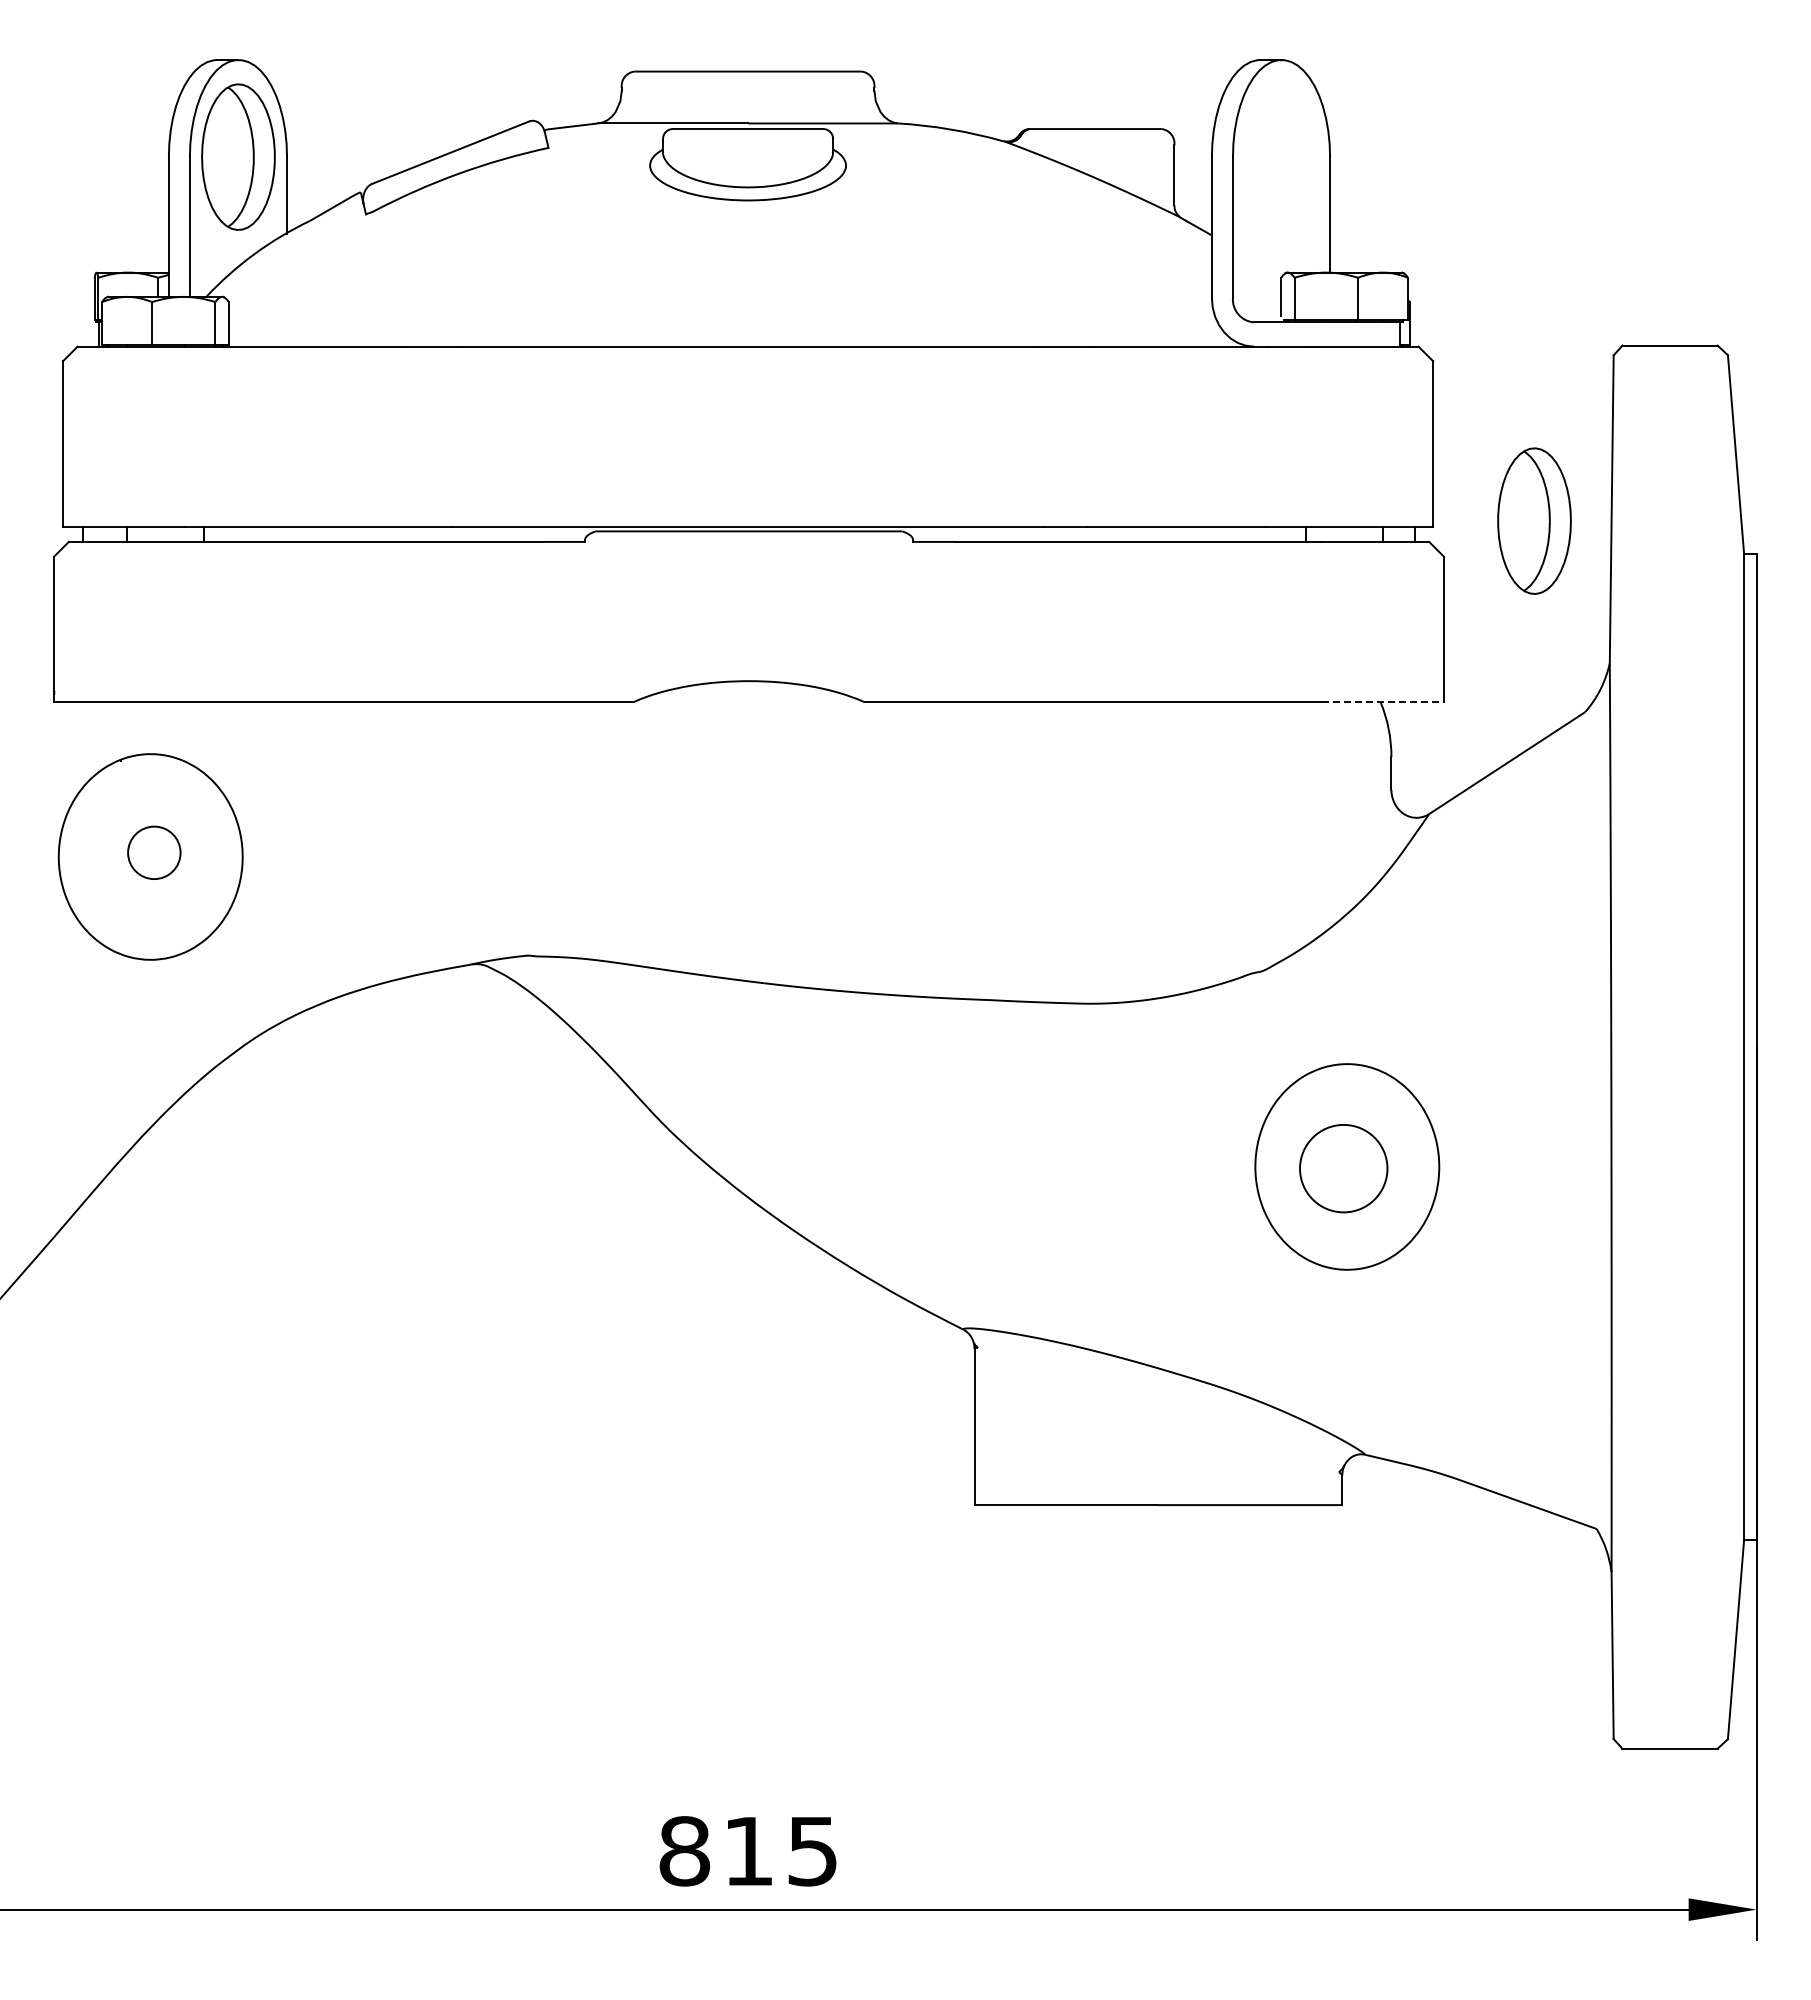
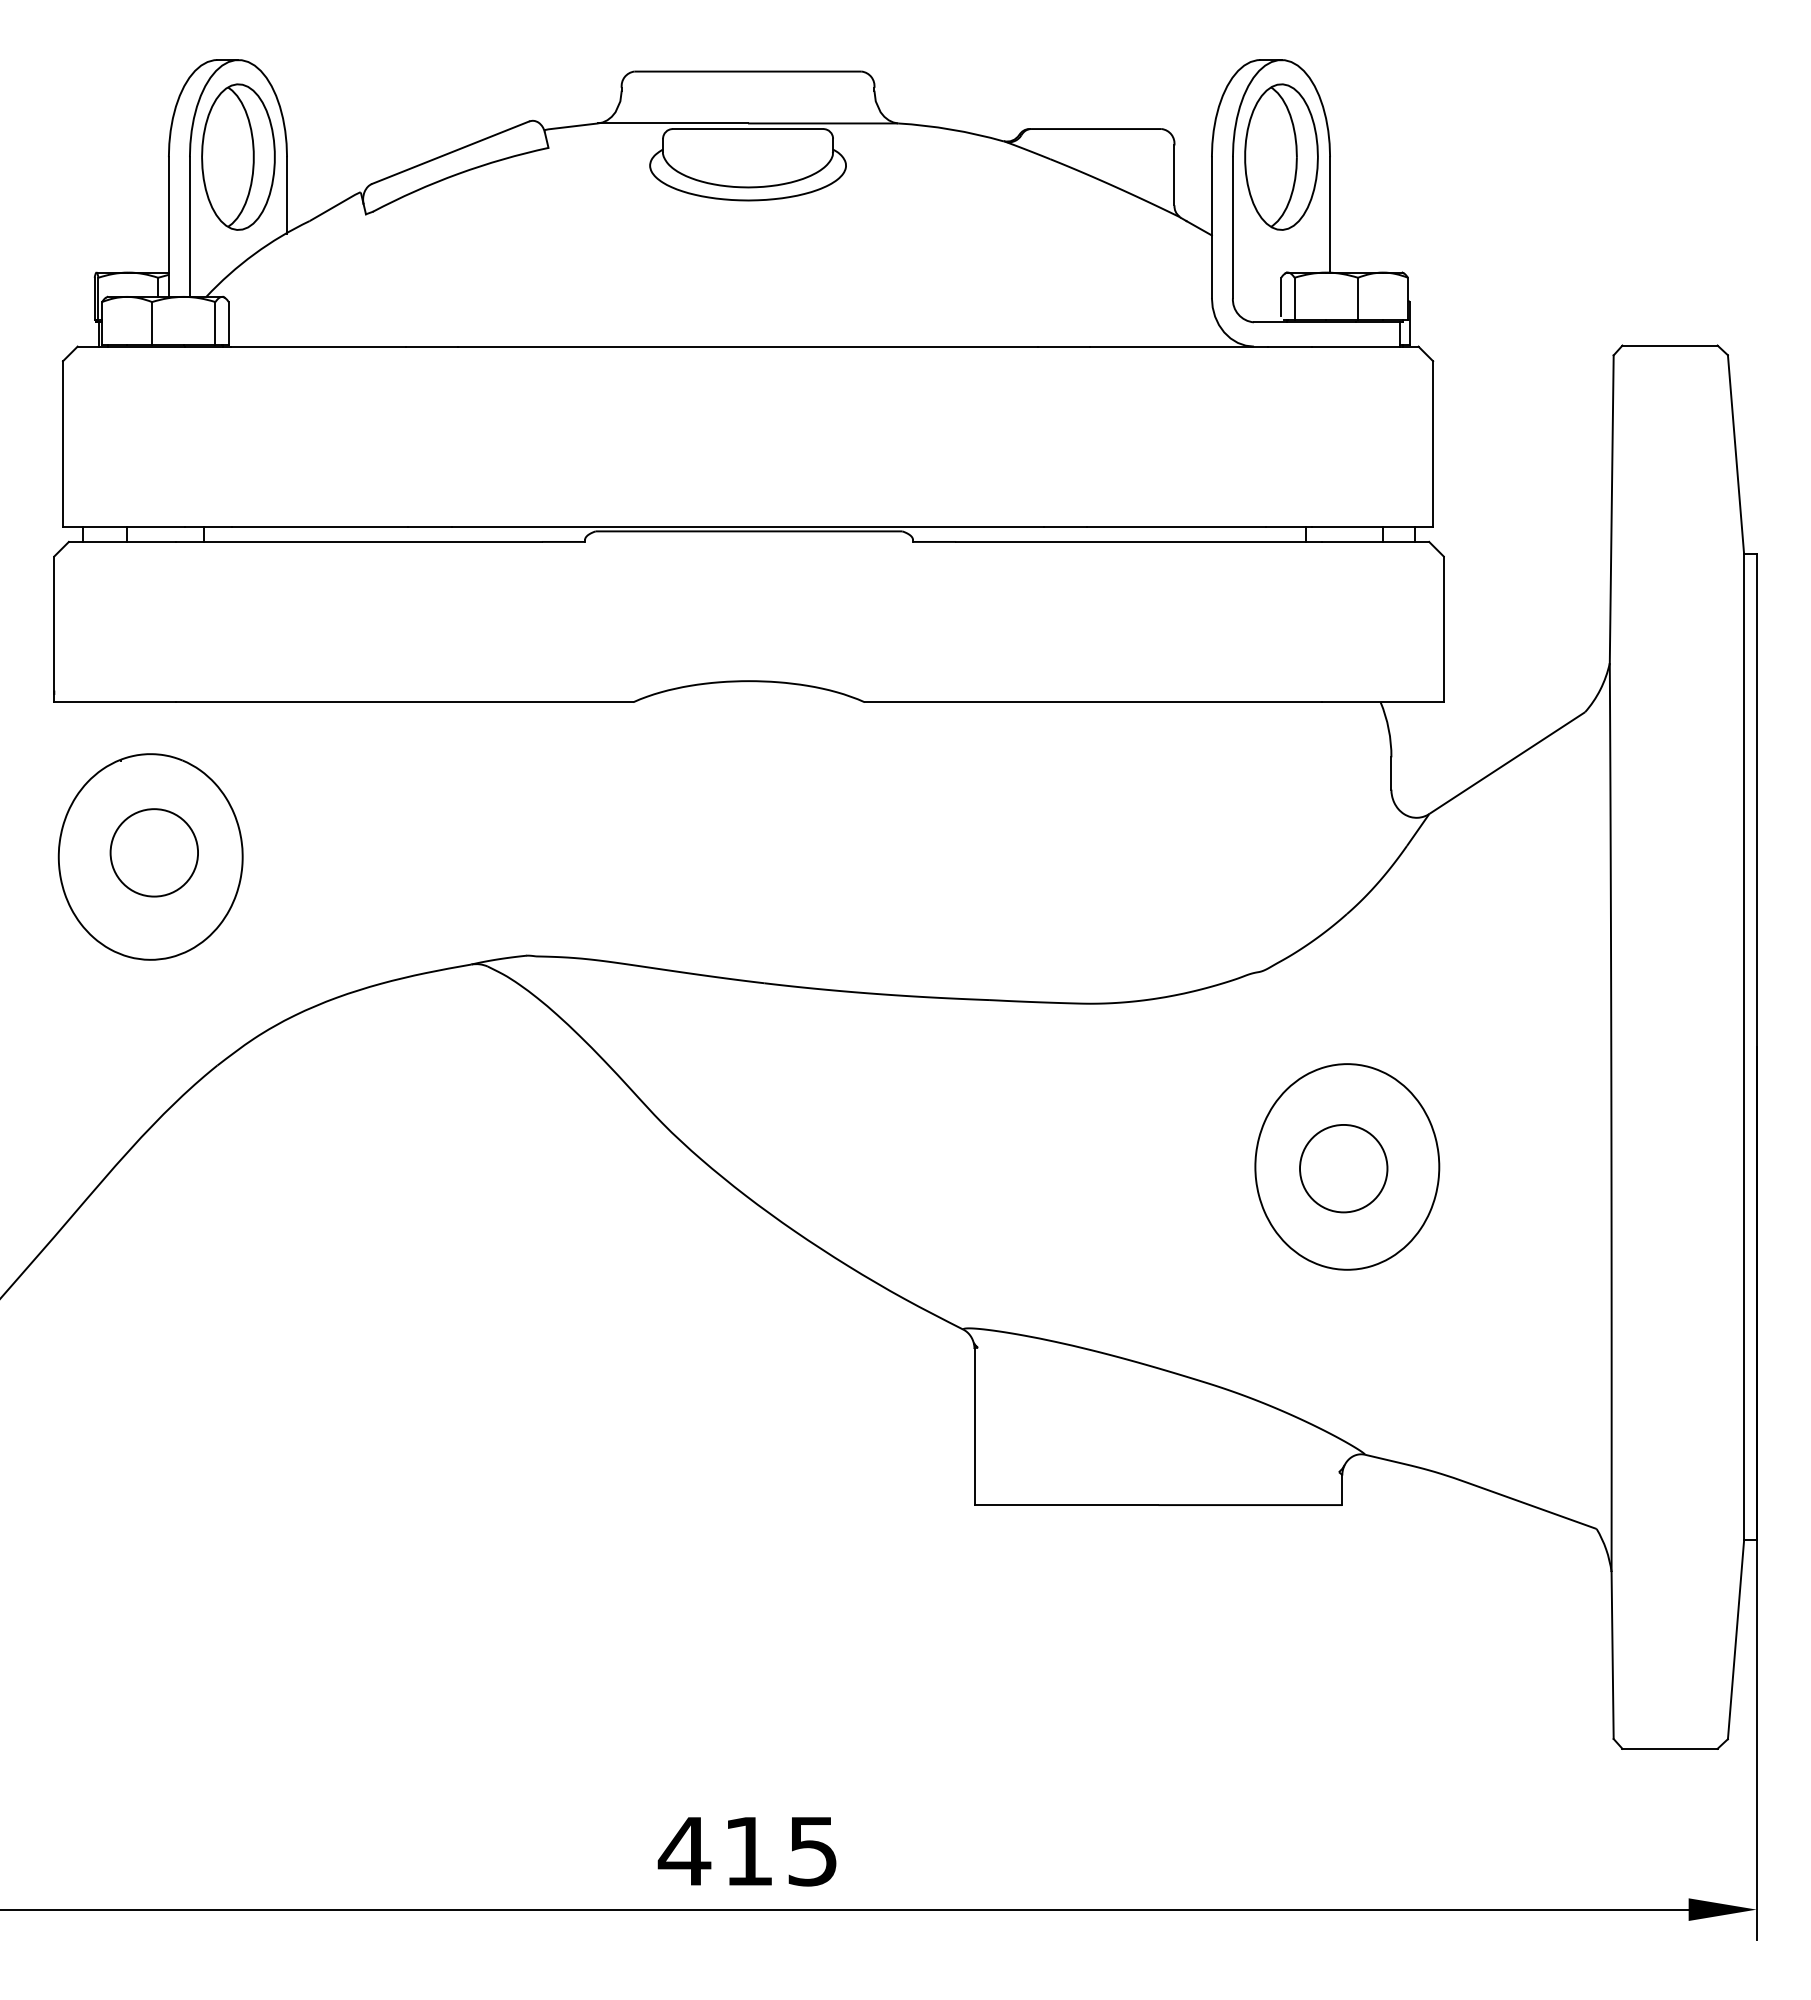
part position: (1534, 520) -> (1281, 156) (1281, 156)
line: dashed -> solid (1383, 702)
circle diameter: 52 px -> 87 px (154, 852)
text: 815 -> 415 (684, 1851)
